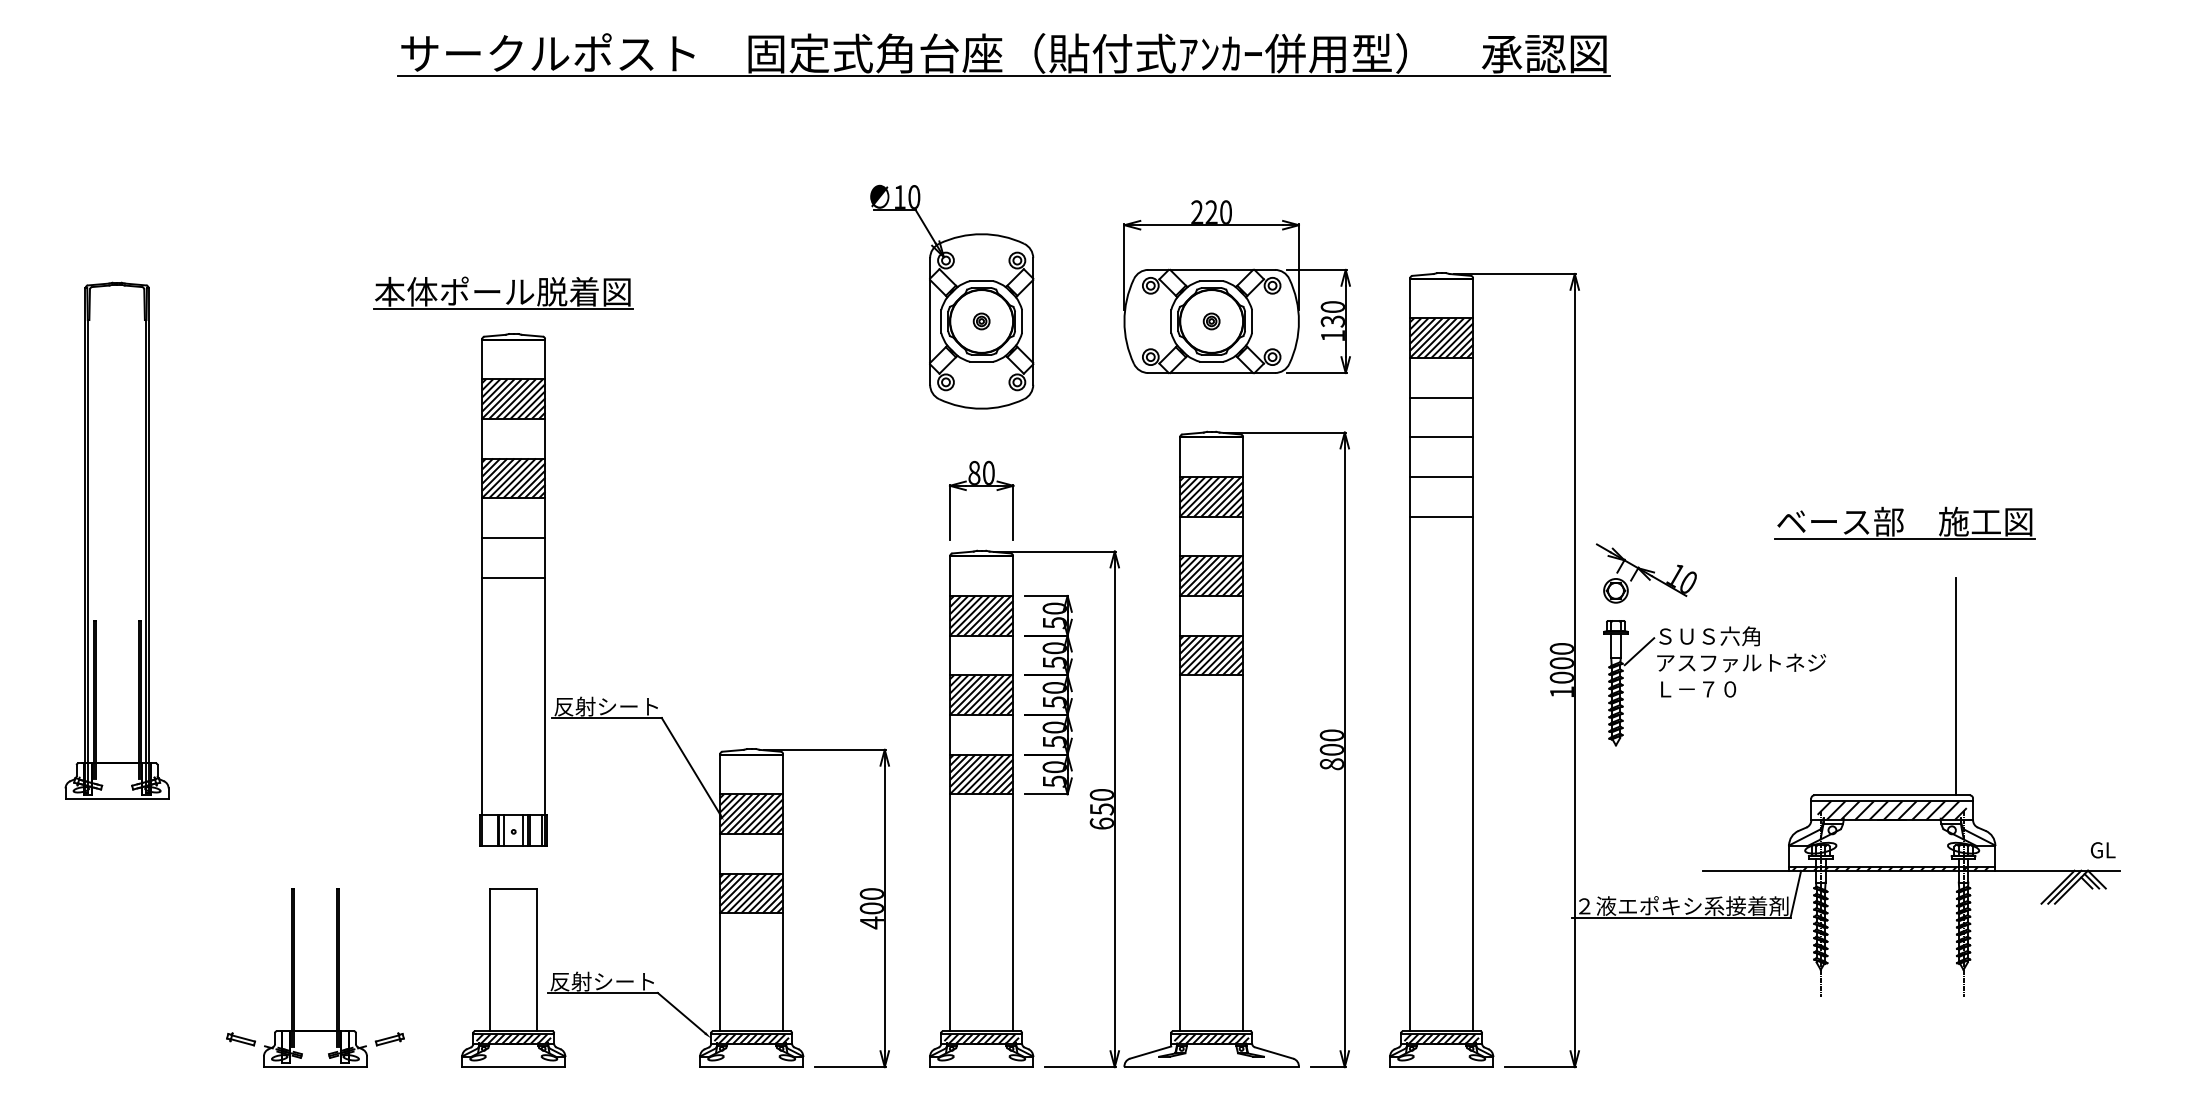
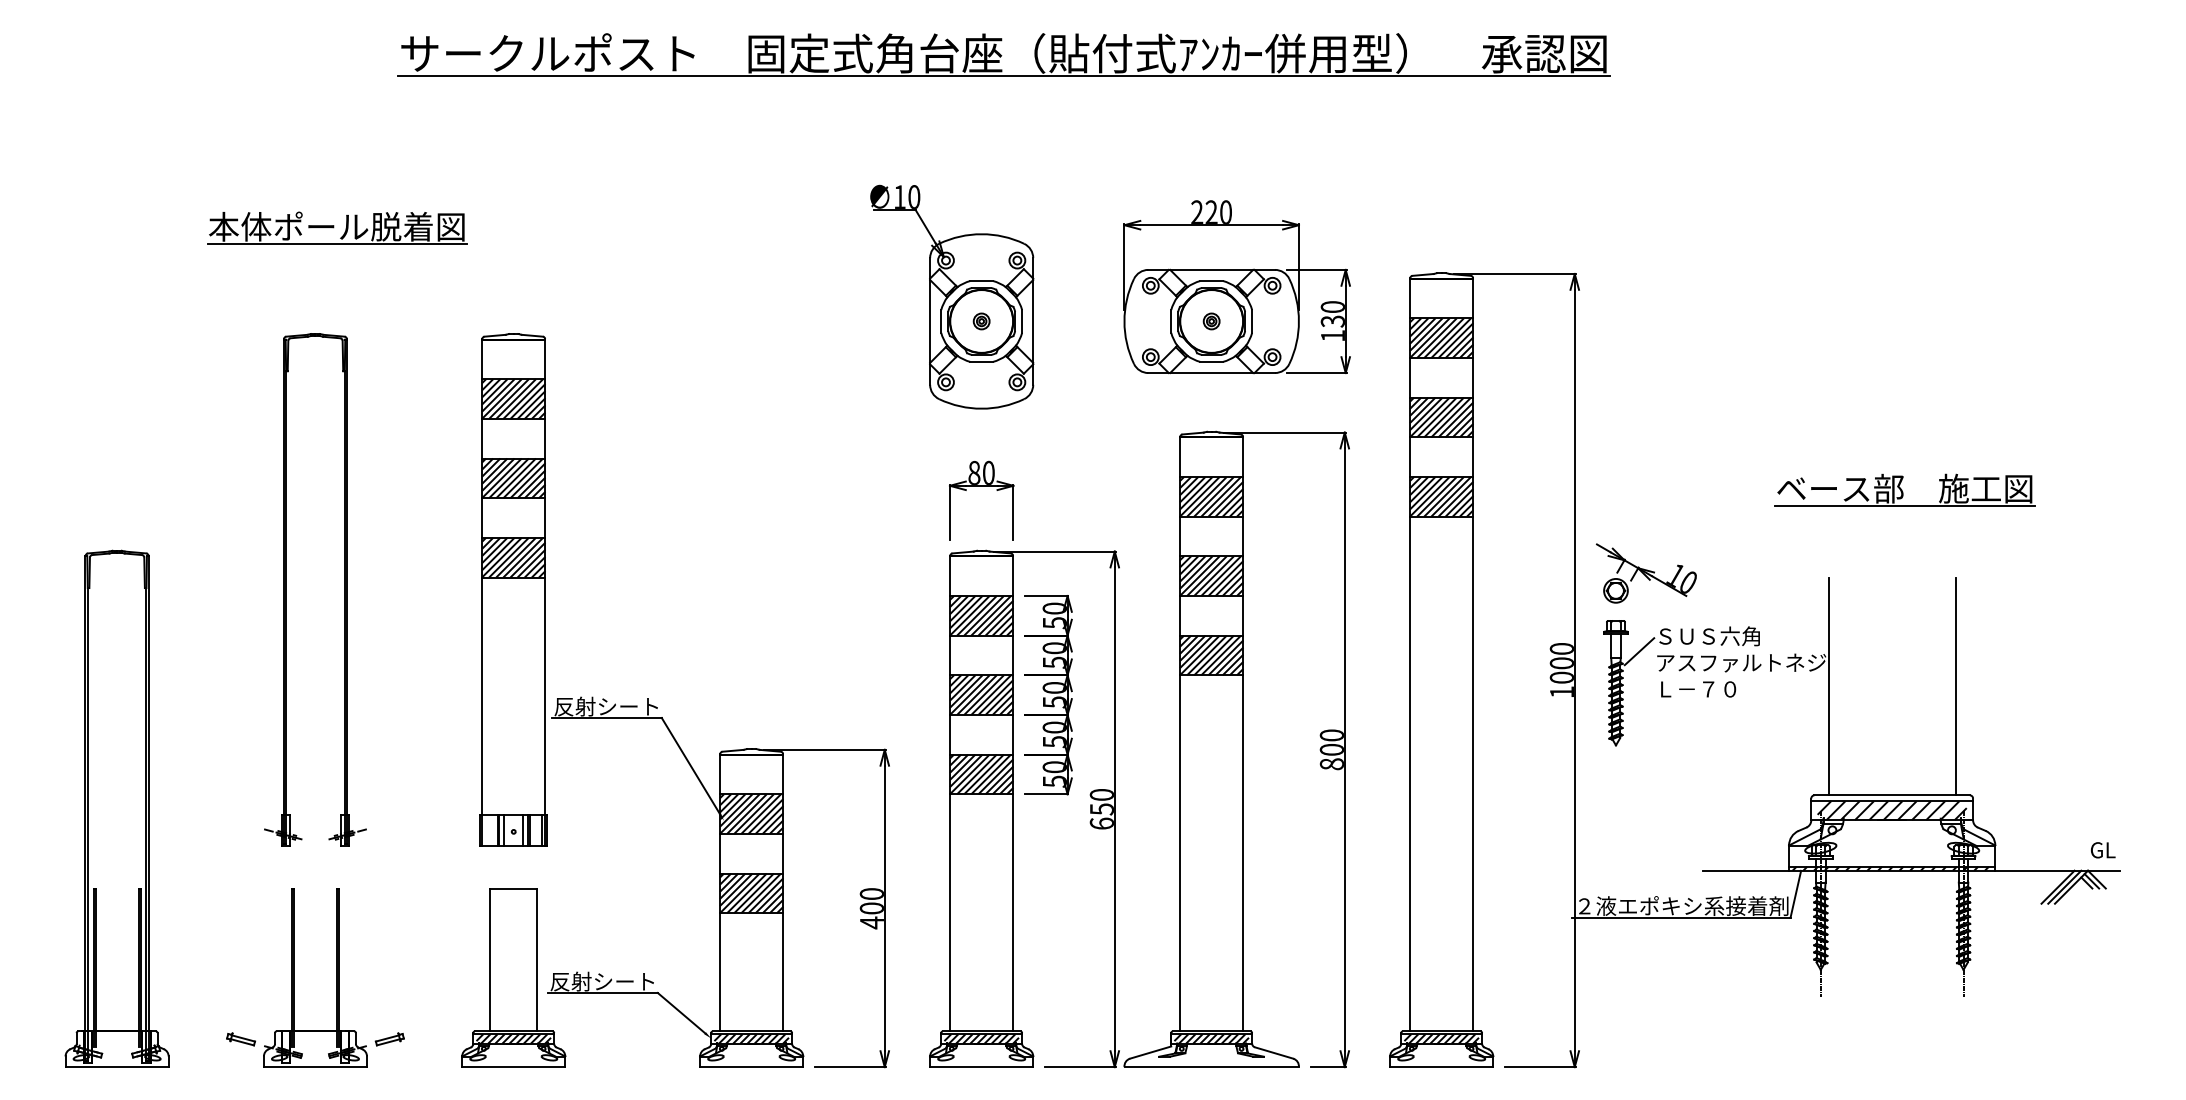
part position: (503, 292) -> (337, 227) (337, 227)
hatch: none -> present (1441, 417)
hatch: none -> present (1441, 496)
part position: (1904, 522) -> (1904, 489) (1904, 489)
part position: (116, 540) -> (116, 808) (116, 808)
hatch: none -> present (513, 557)
part: none -> present (286, 589)
line: none -> present (1828, 686)
